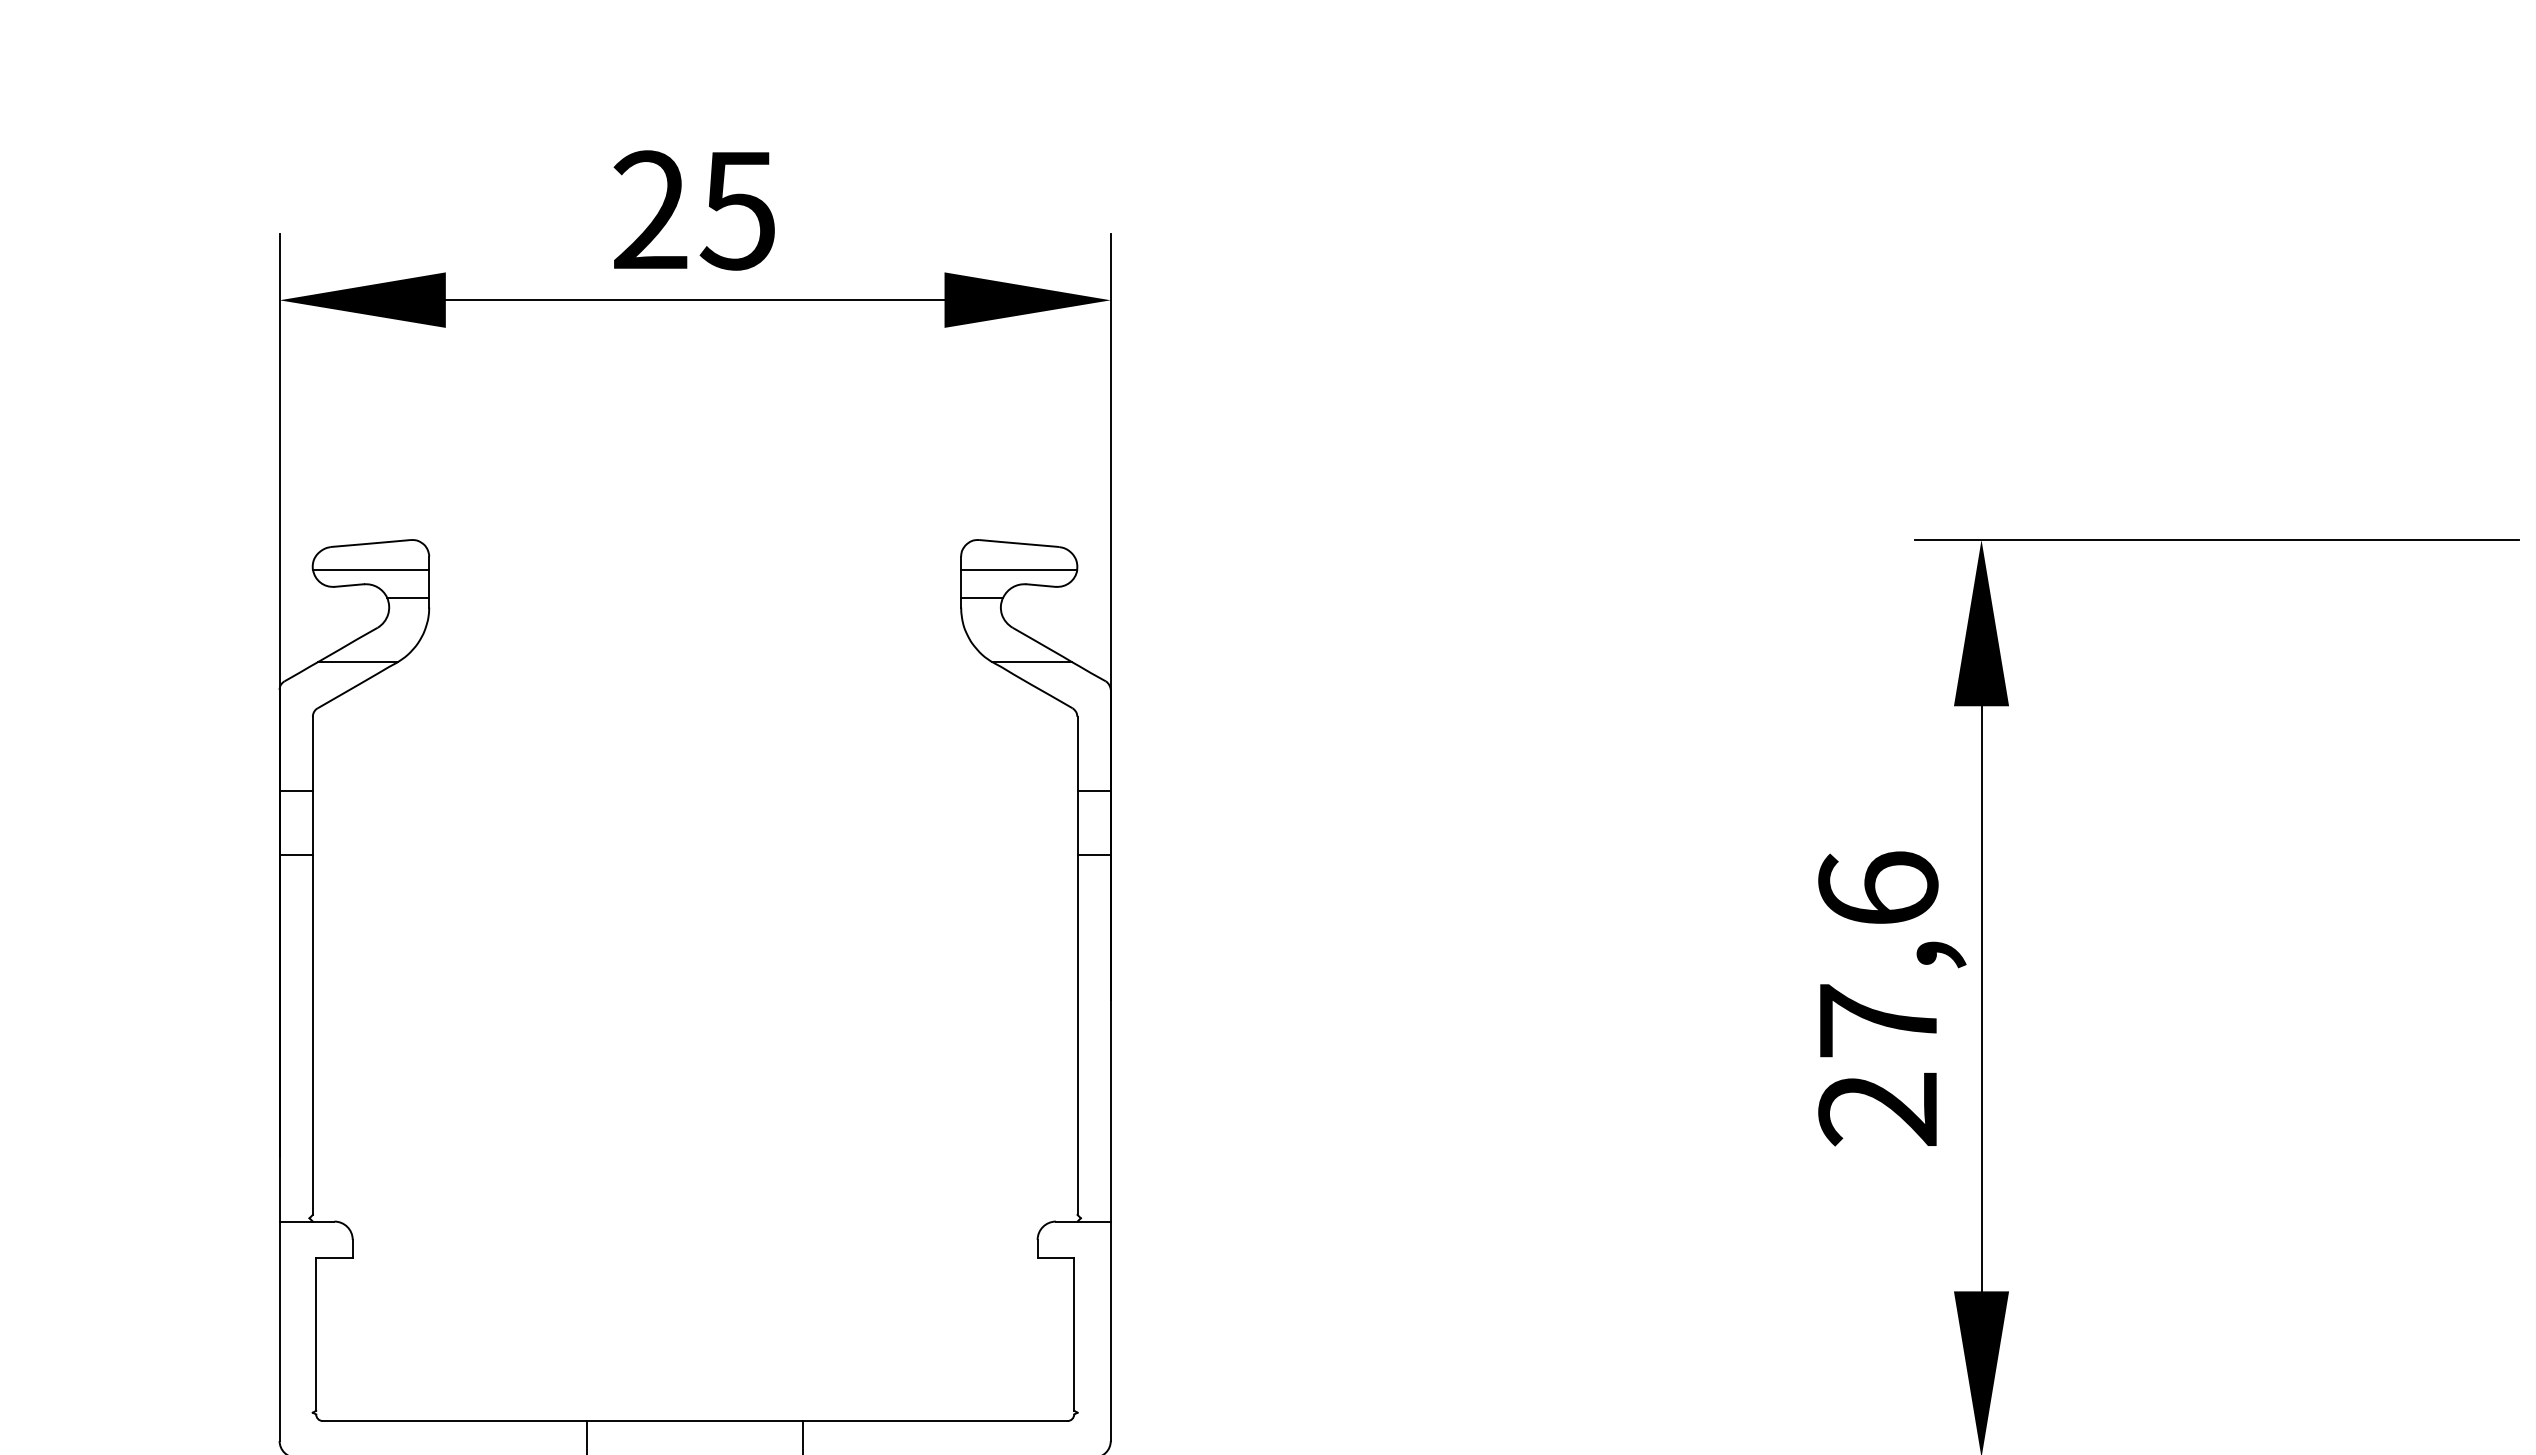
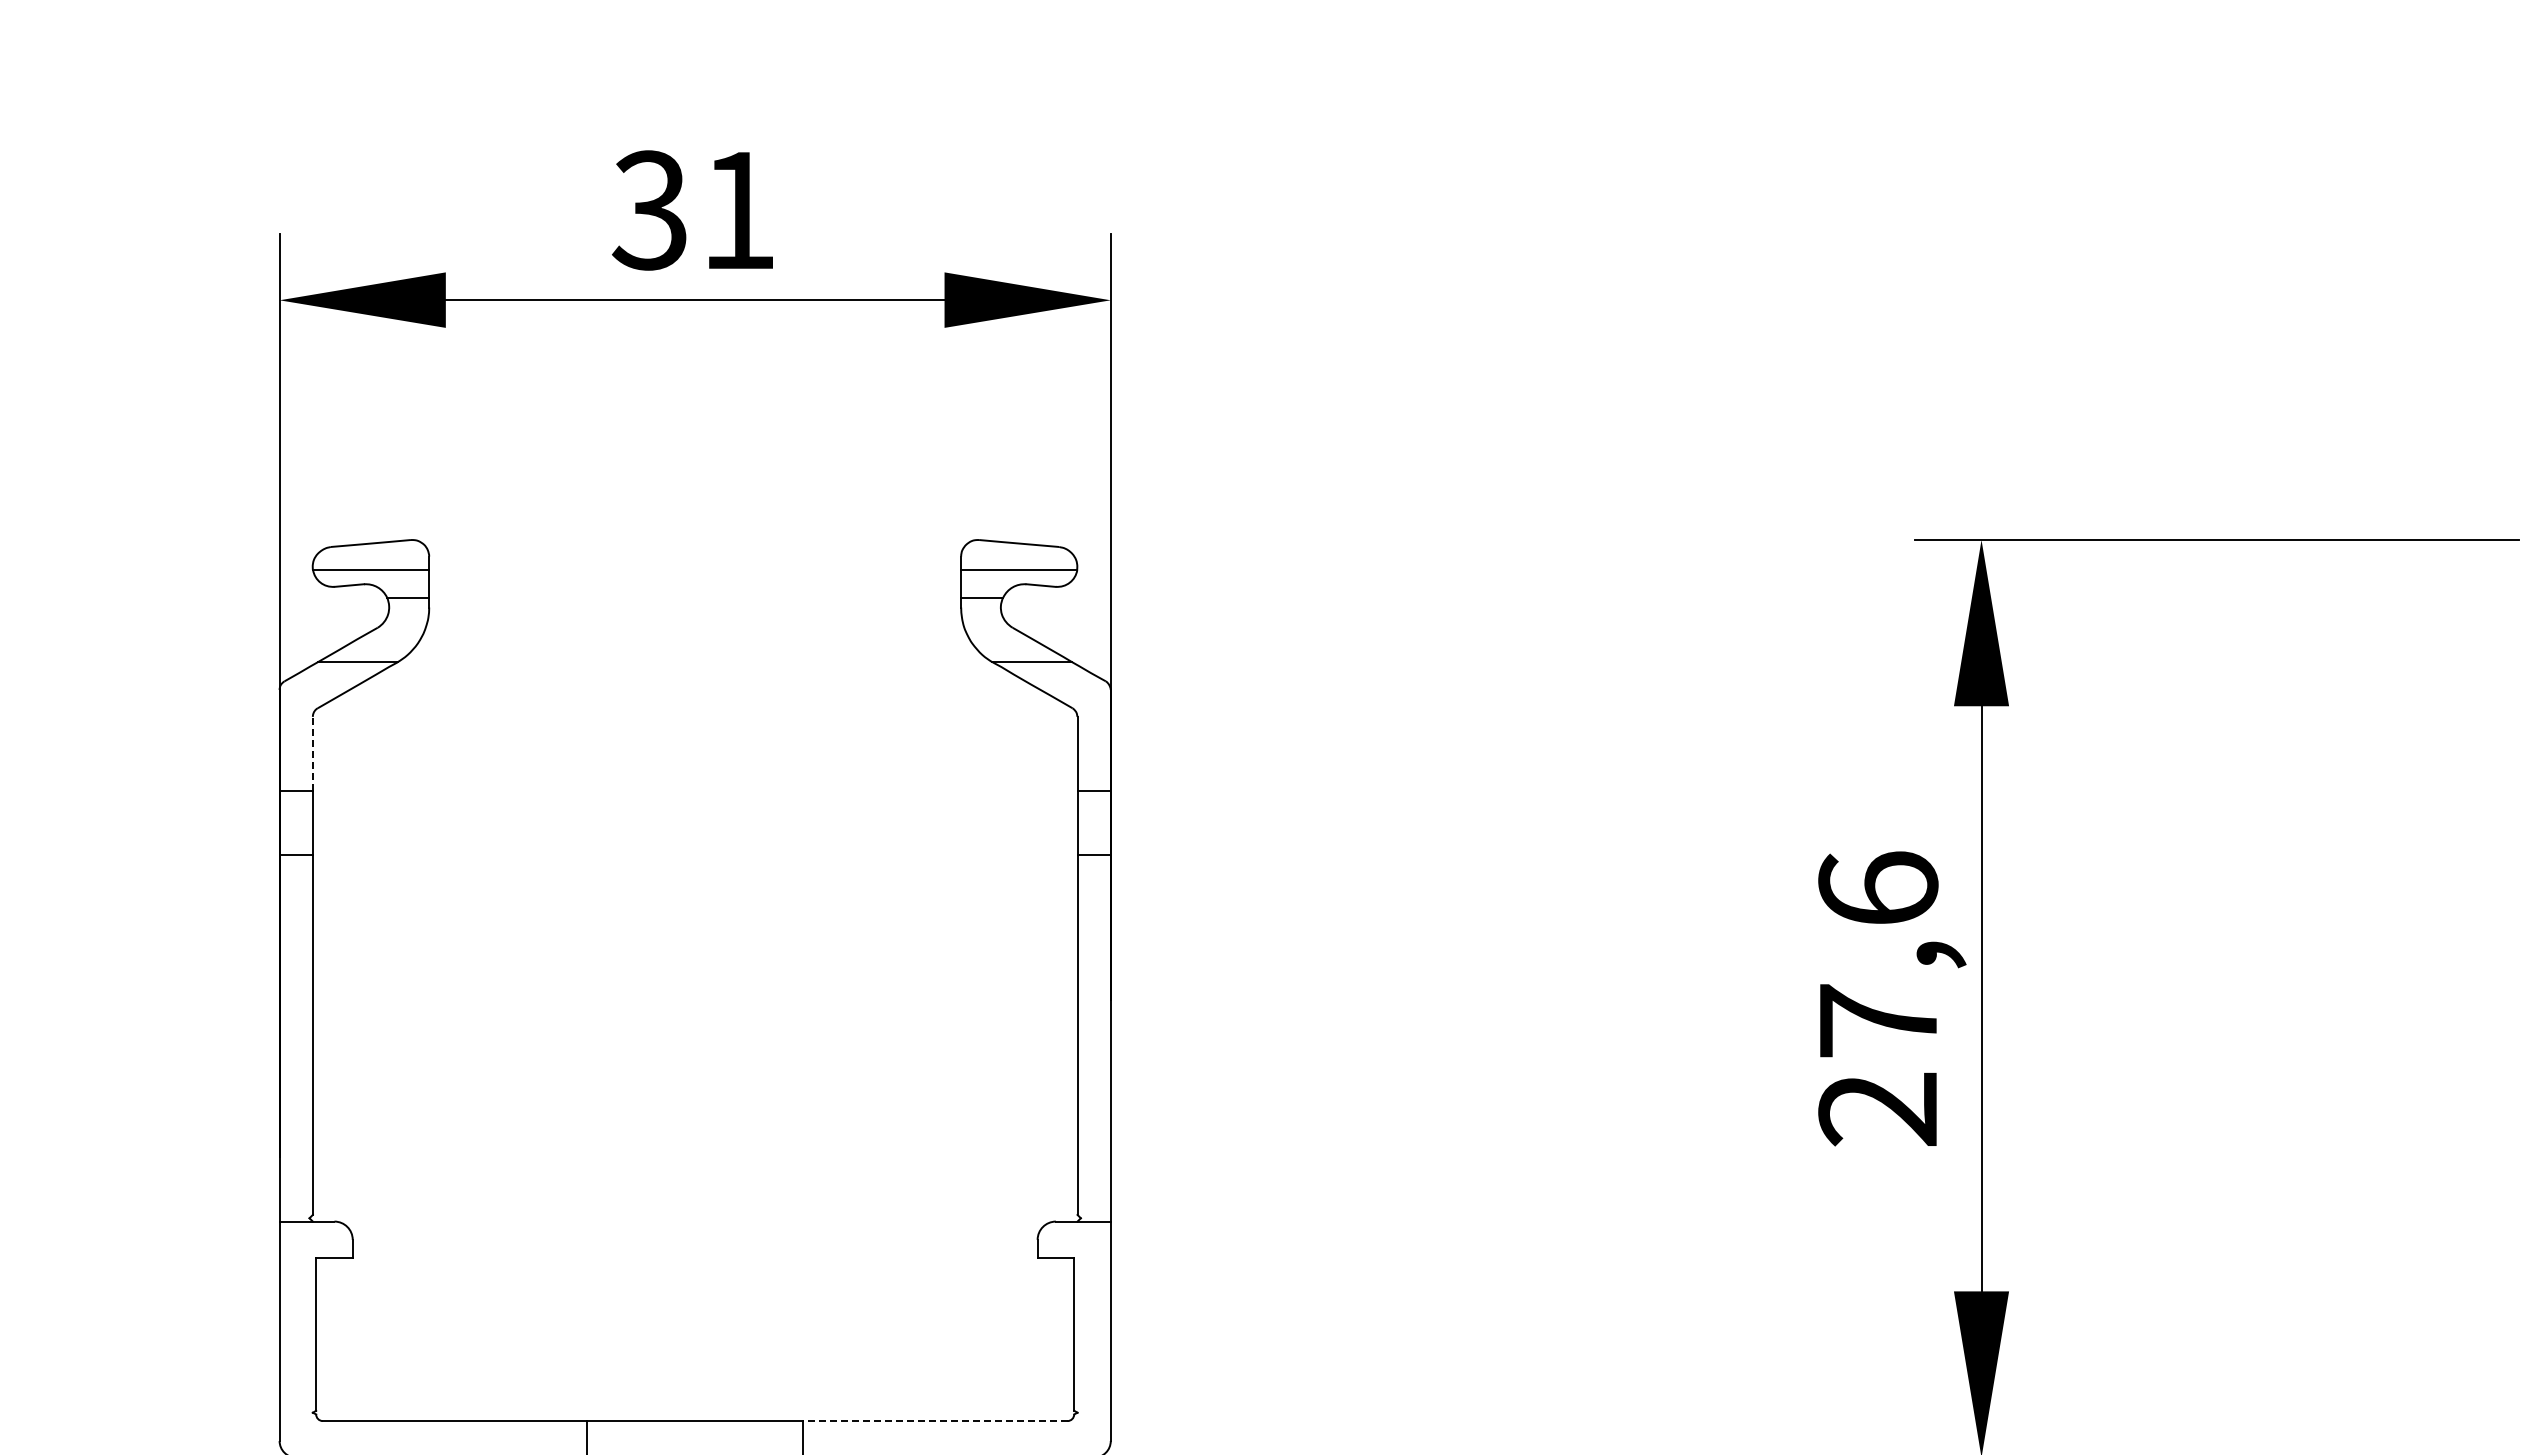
text: 25 -> 31 (692, 210)
line: solid -> dashed (312, 753)
line: solid -> dashed (934, 1421)
